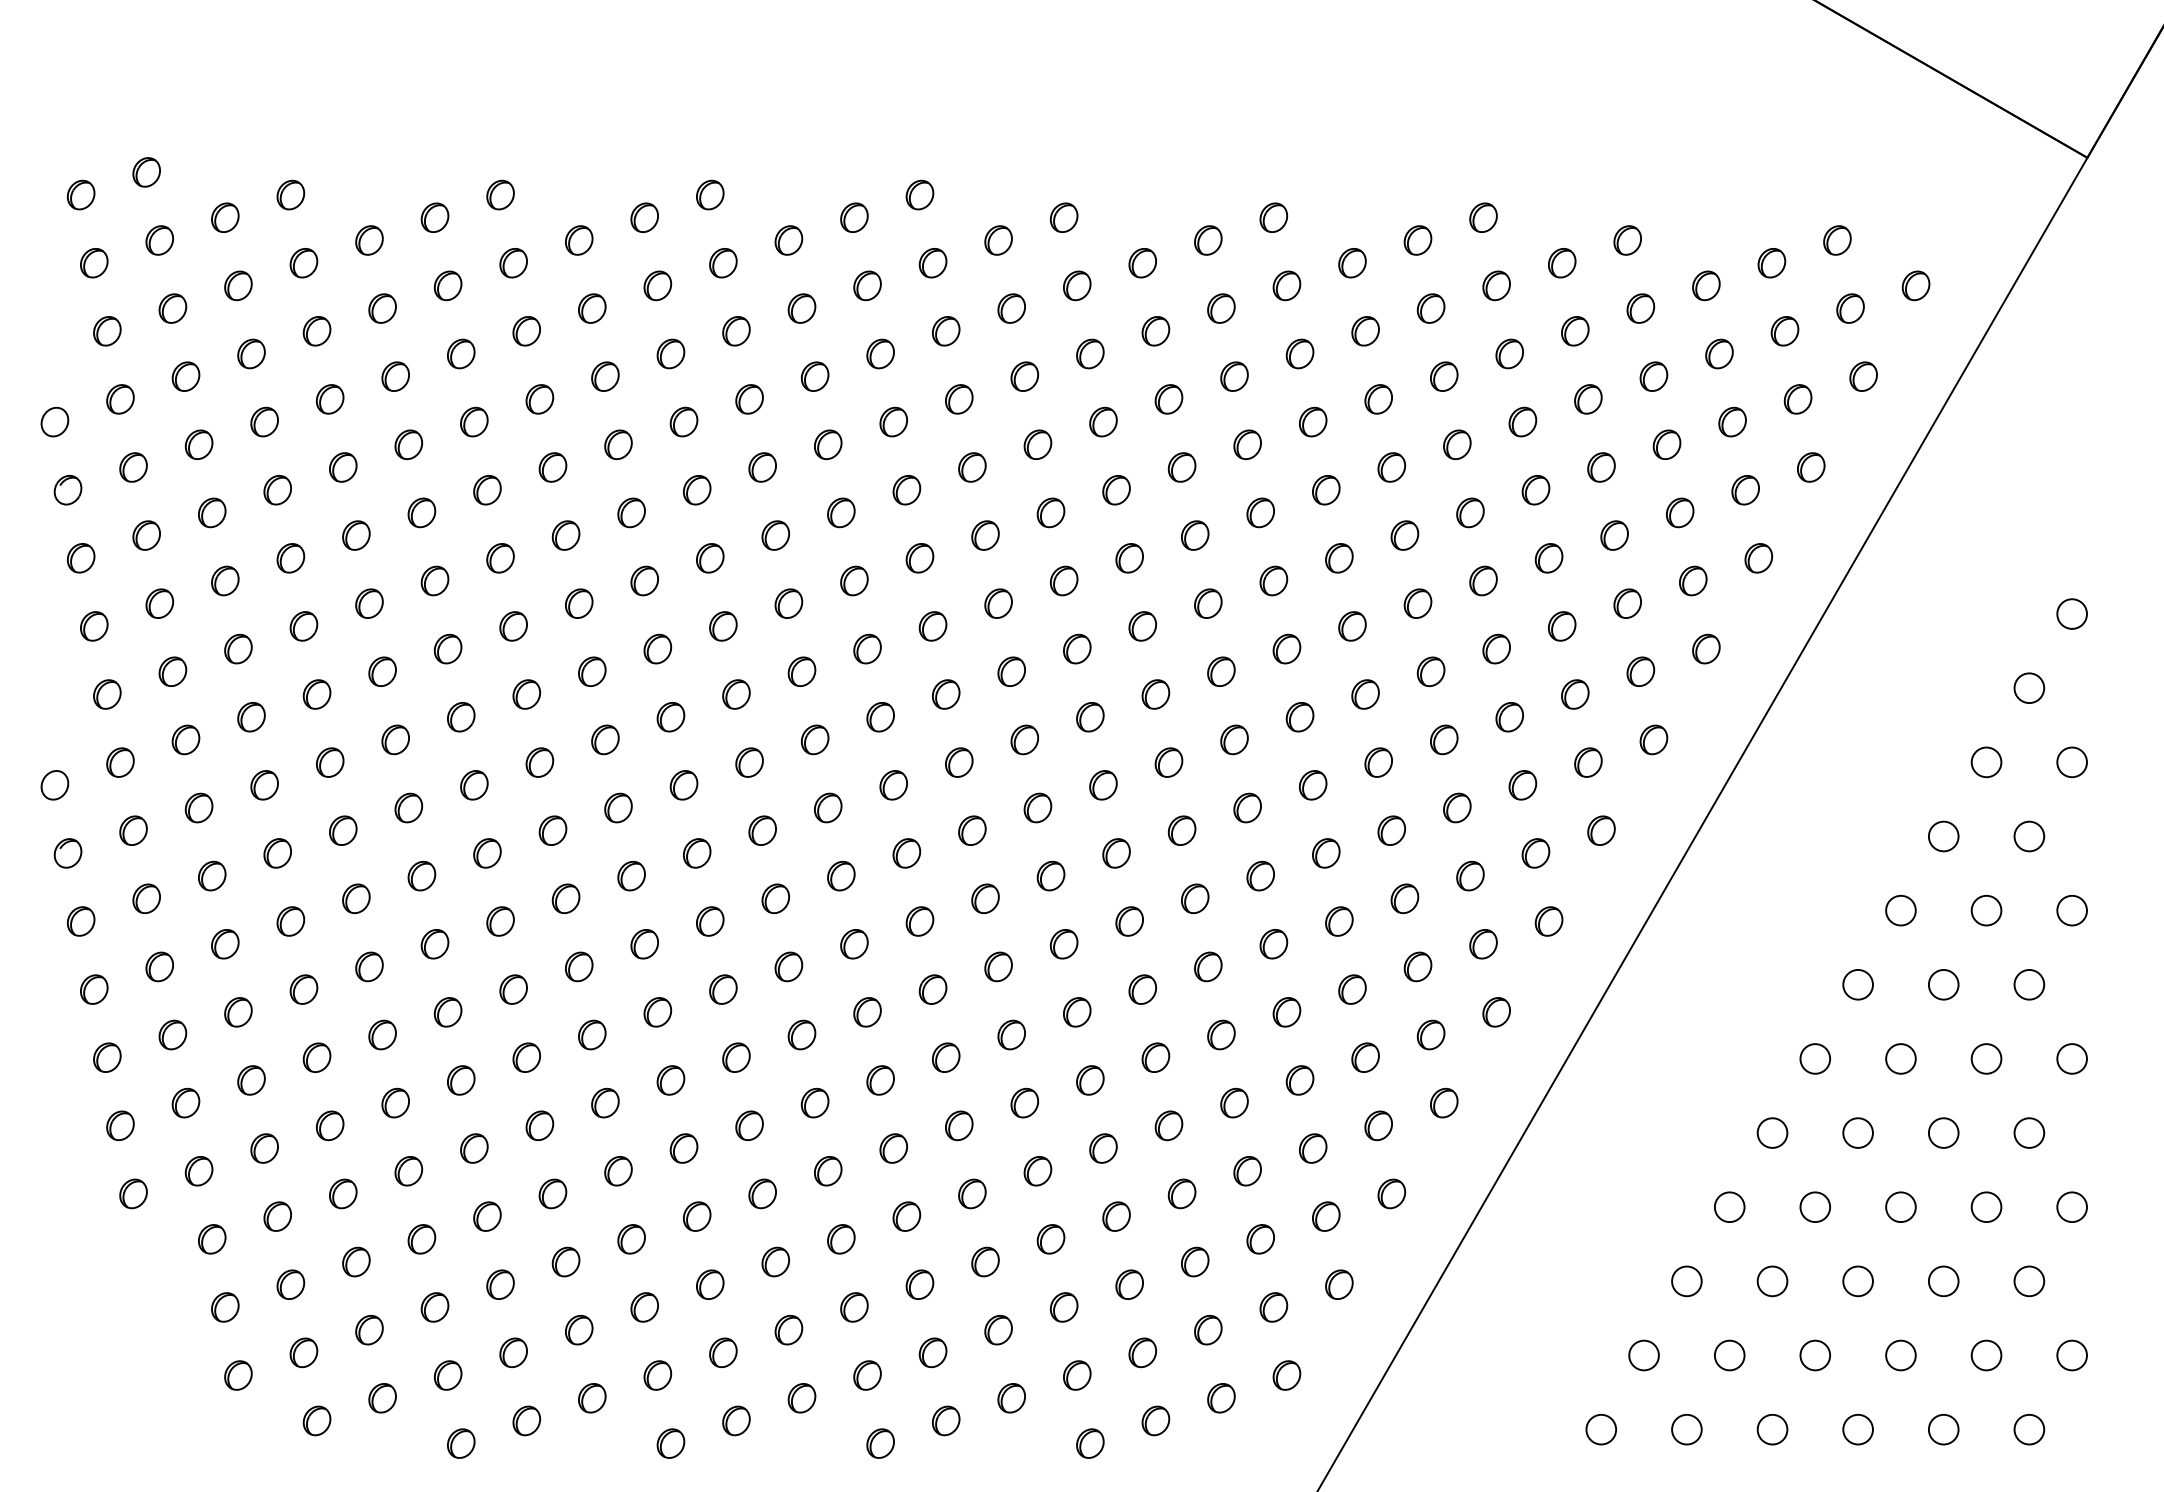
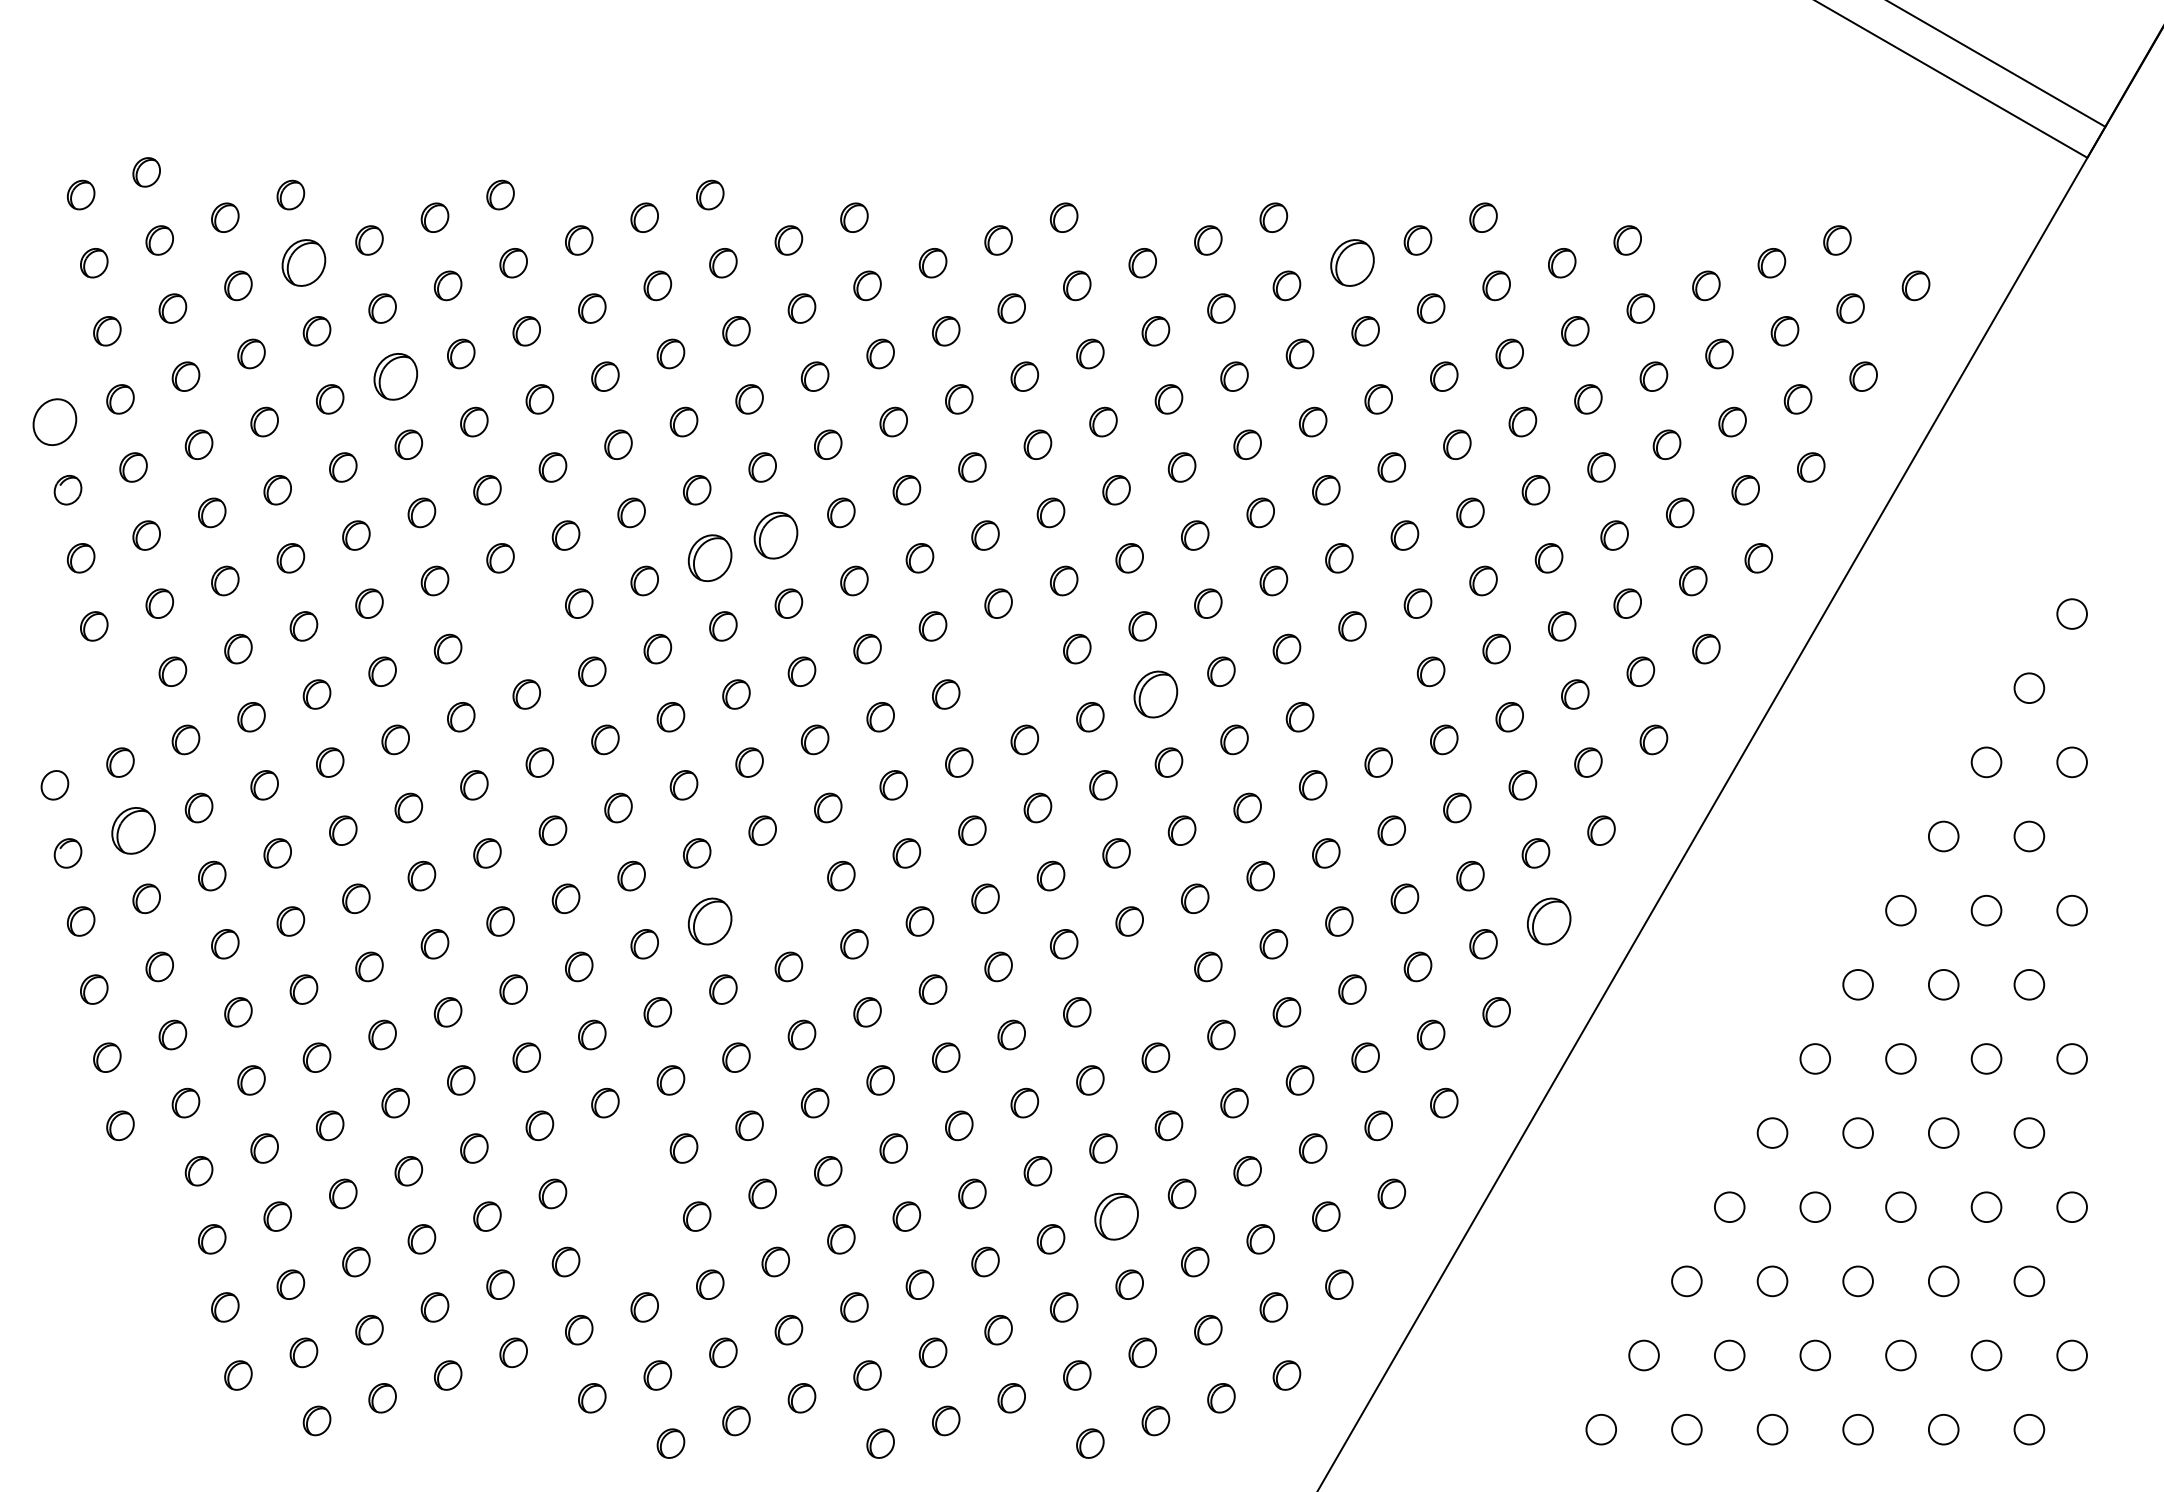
line position: (1952, 79) -> (1997, 64) (1997, 64)
part: present -> none (919, 194)
part size: 30x31 px -> 46x48 px (303, 262)
part size: 29x31 px -> 45x48 px (1352, 262)
part size: 29x31 px -> 46x48 px (395, 376)
part size: 30x32 px -> 46x48 px (54, 421)
part size: 29x31 px -> 46x49 px (775, 535)
part size: 29x31 px -> 46x49 px (709, 558)
part: present -> none (513, 626)
part: present -> none (1011, 671)
part: present -> none (107, 694)
part size: 30x31 px -> 46x49 px (1155, 694)
part: present -> none (1365, 694)
part size: 29x31 px -> 45x48 px (133, 830)
part: present -> none (775, 898)
part size: 29x31 px -> 46x49 px (709, 921)
part size: 30x31 px -> 45x49 px (1549, 921)
part: present -> none (1142, 989)
part: present -> none (618, 1171)
part: present -> none (133, 1193)
part size: 29x31 px -> 45x49 px (1116, 1216)
part: present -> none (631, 1239)
part: present -> none (526, 1420)
part: present -> none (461, 1443)
